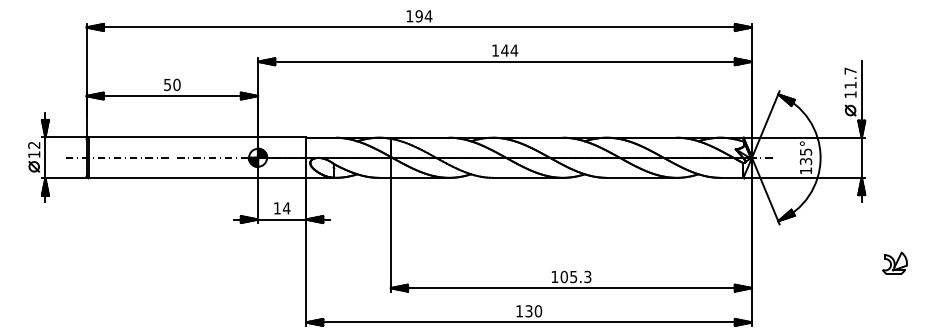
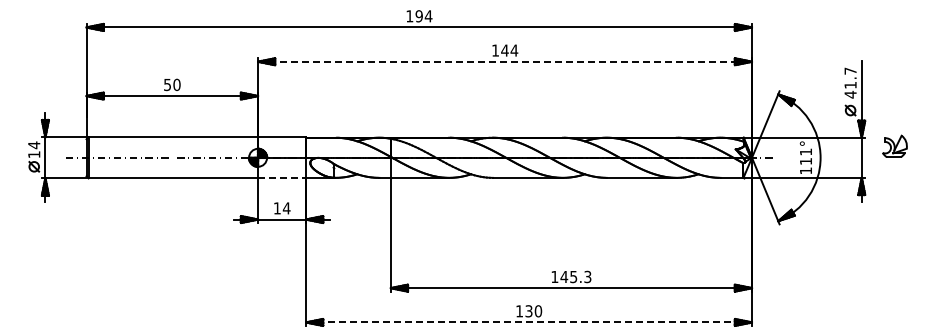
line: solid -> dashed (505, 61)
text: 11.7 -> 41.7 (850, 94)
text: 12 -> 14 (34, 145)
text: 135° -> 111° (805, 156)
line: solid -> dashed (282, 178)
part position: (894, 262) -> (894, 145) (894, 145)
text: 105.3 -> 145.3 (564, 276)
line: solid -> dashed (529, 322)
